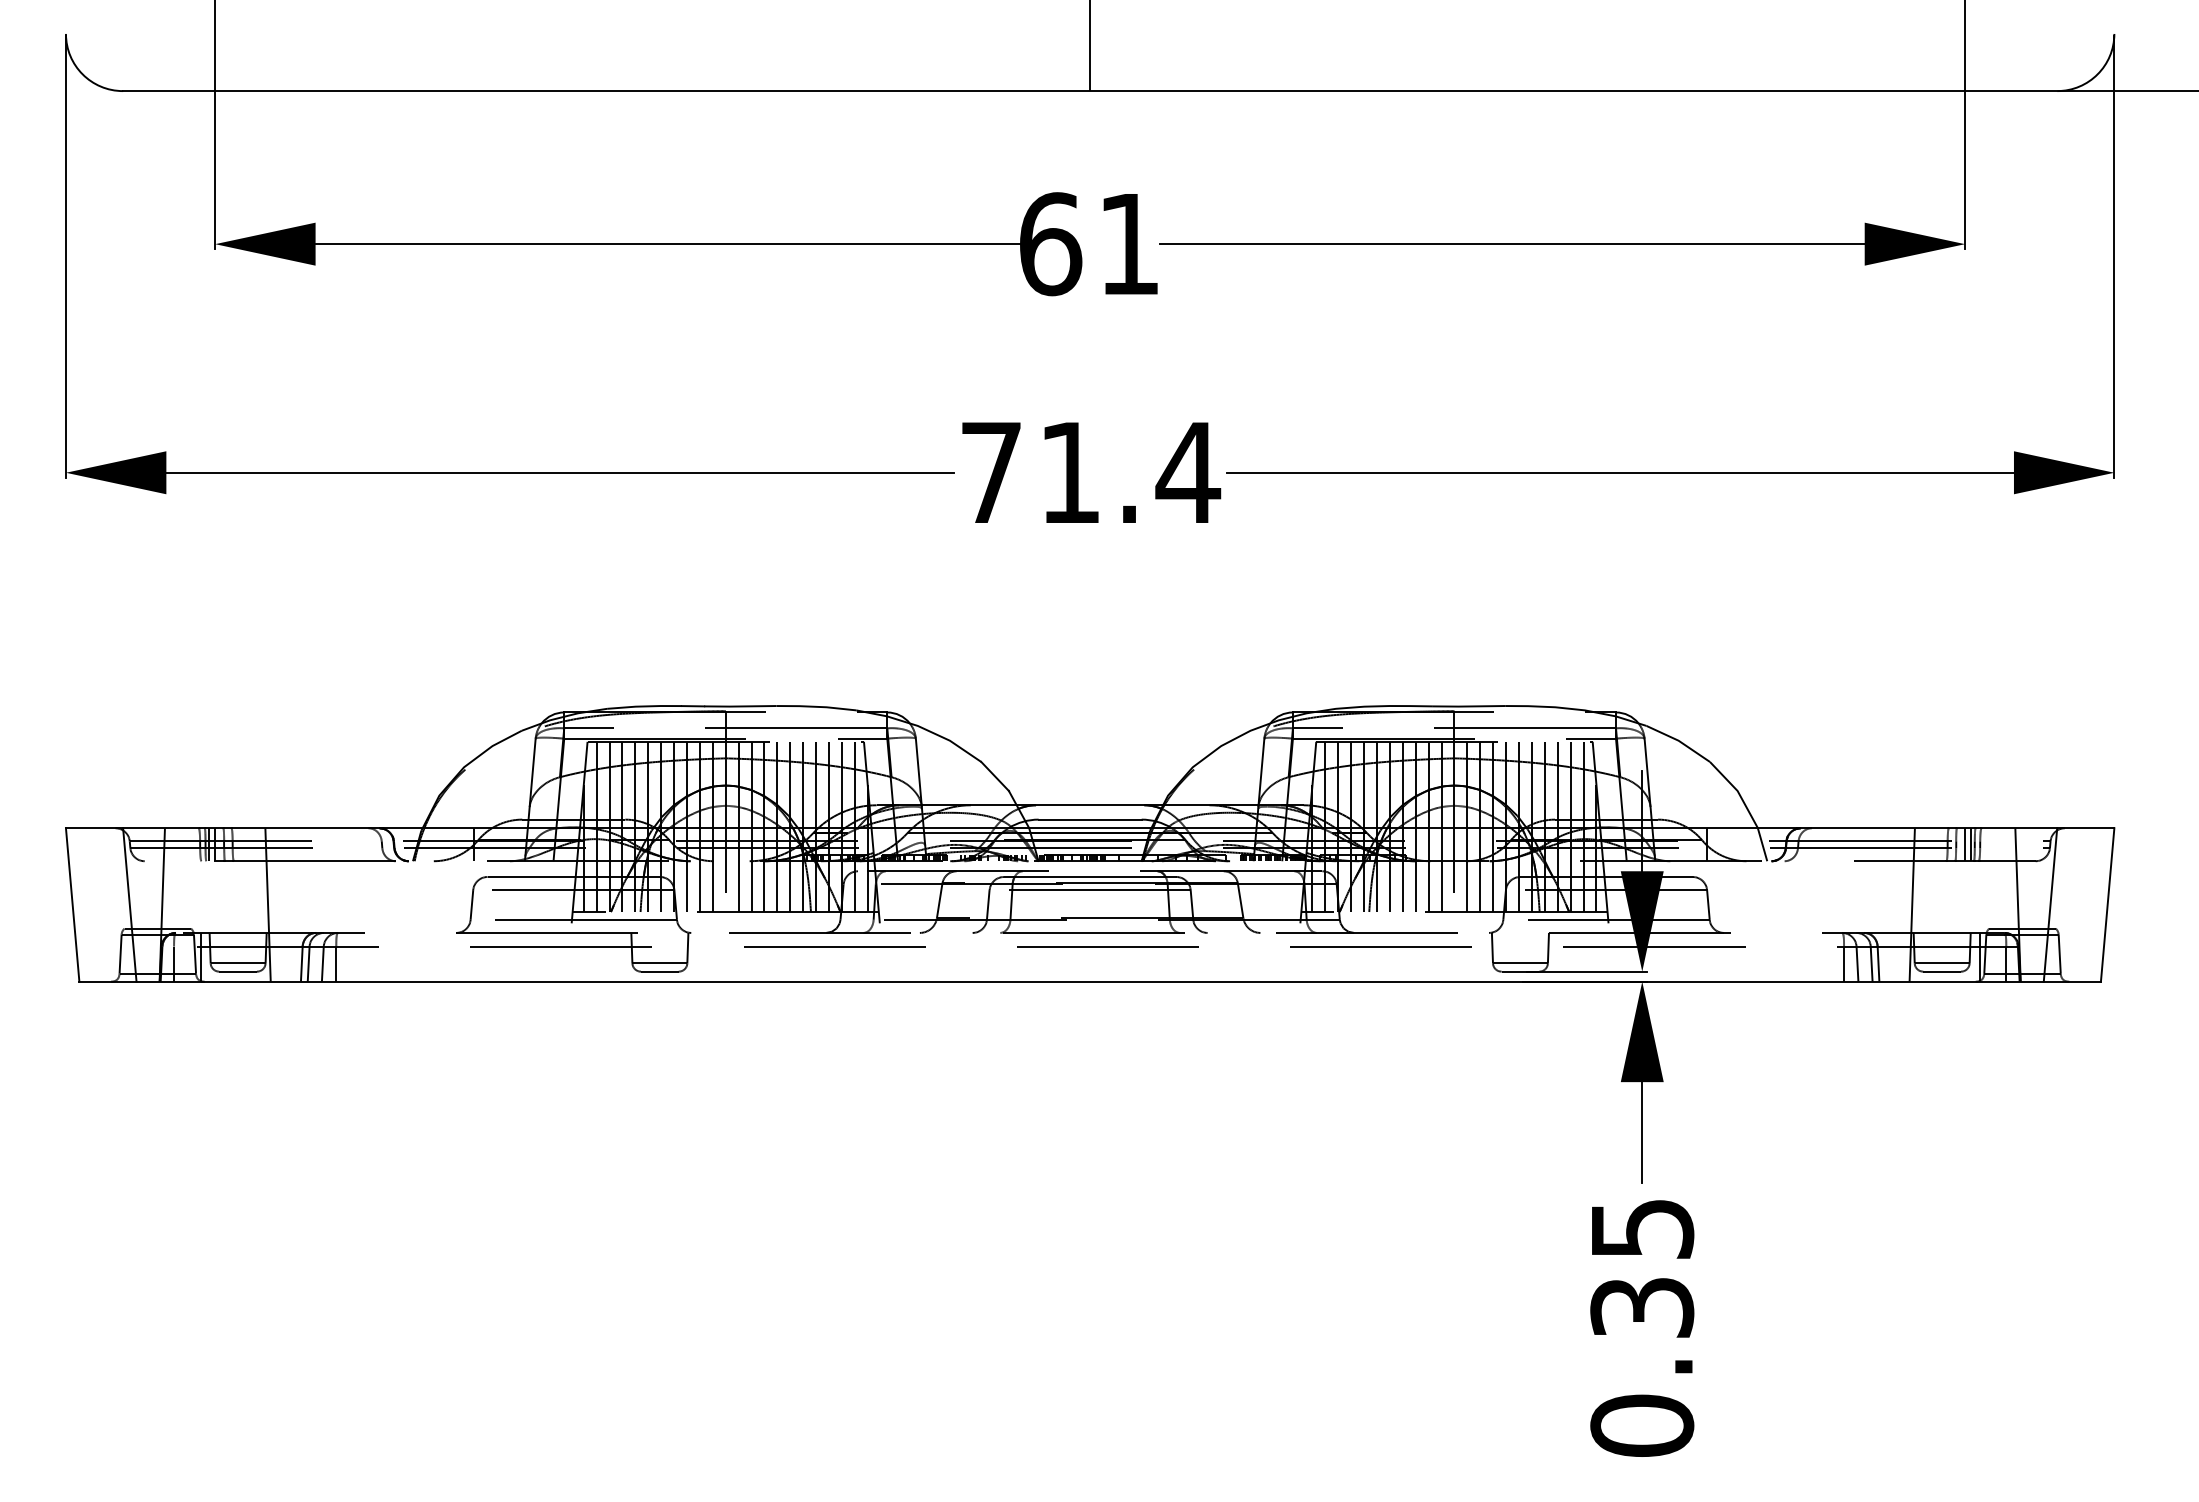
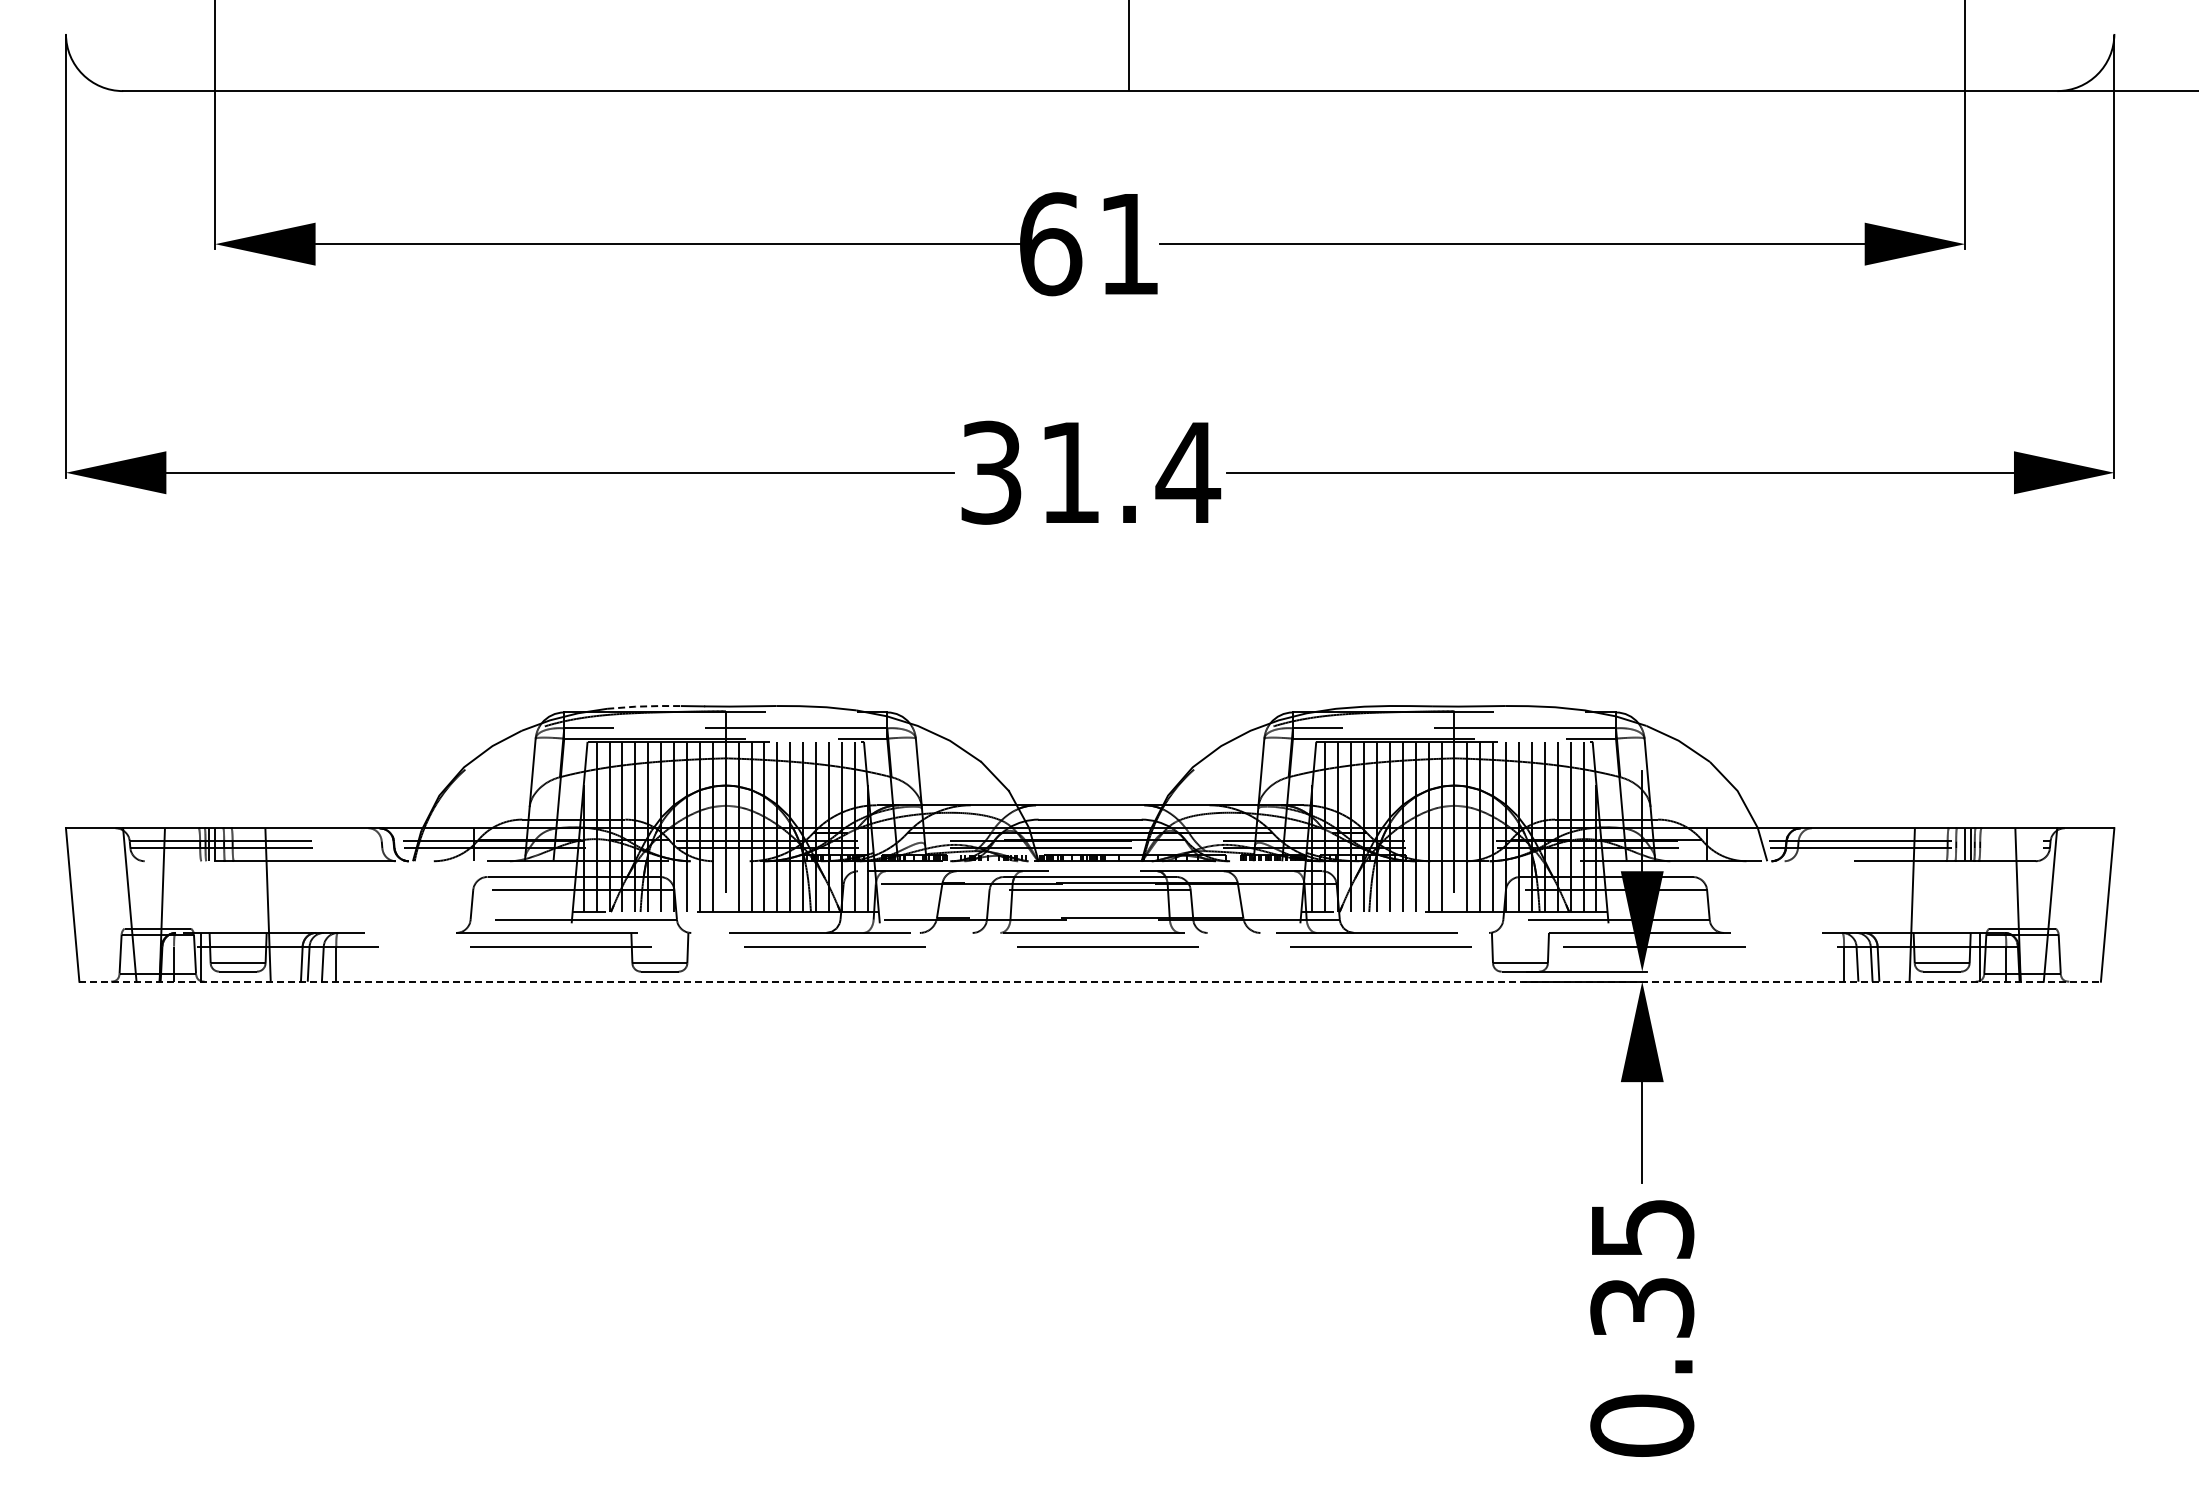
line position: (1090, 46) -> (1129, 46) (1129, 46)
text: 71.4 -> 31.4 (991, 472)
line: solid -> dashed (645, 706)
line: solid -> dashed (1090, 981)
